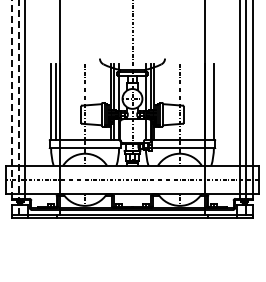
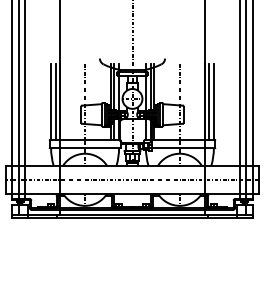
line: dashed -> solid (12, 99)
line: none -> present (209, 102)
line: dashed -> solid (18, 107)
